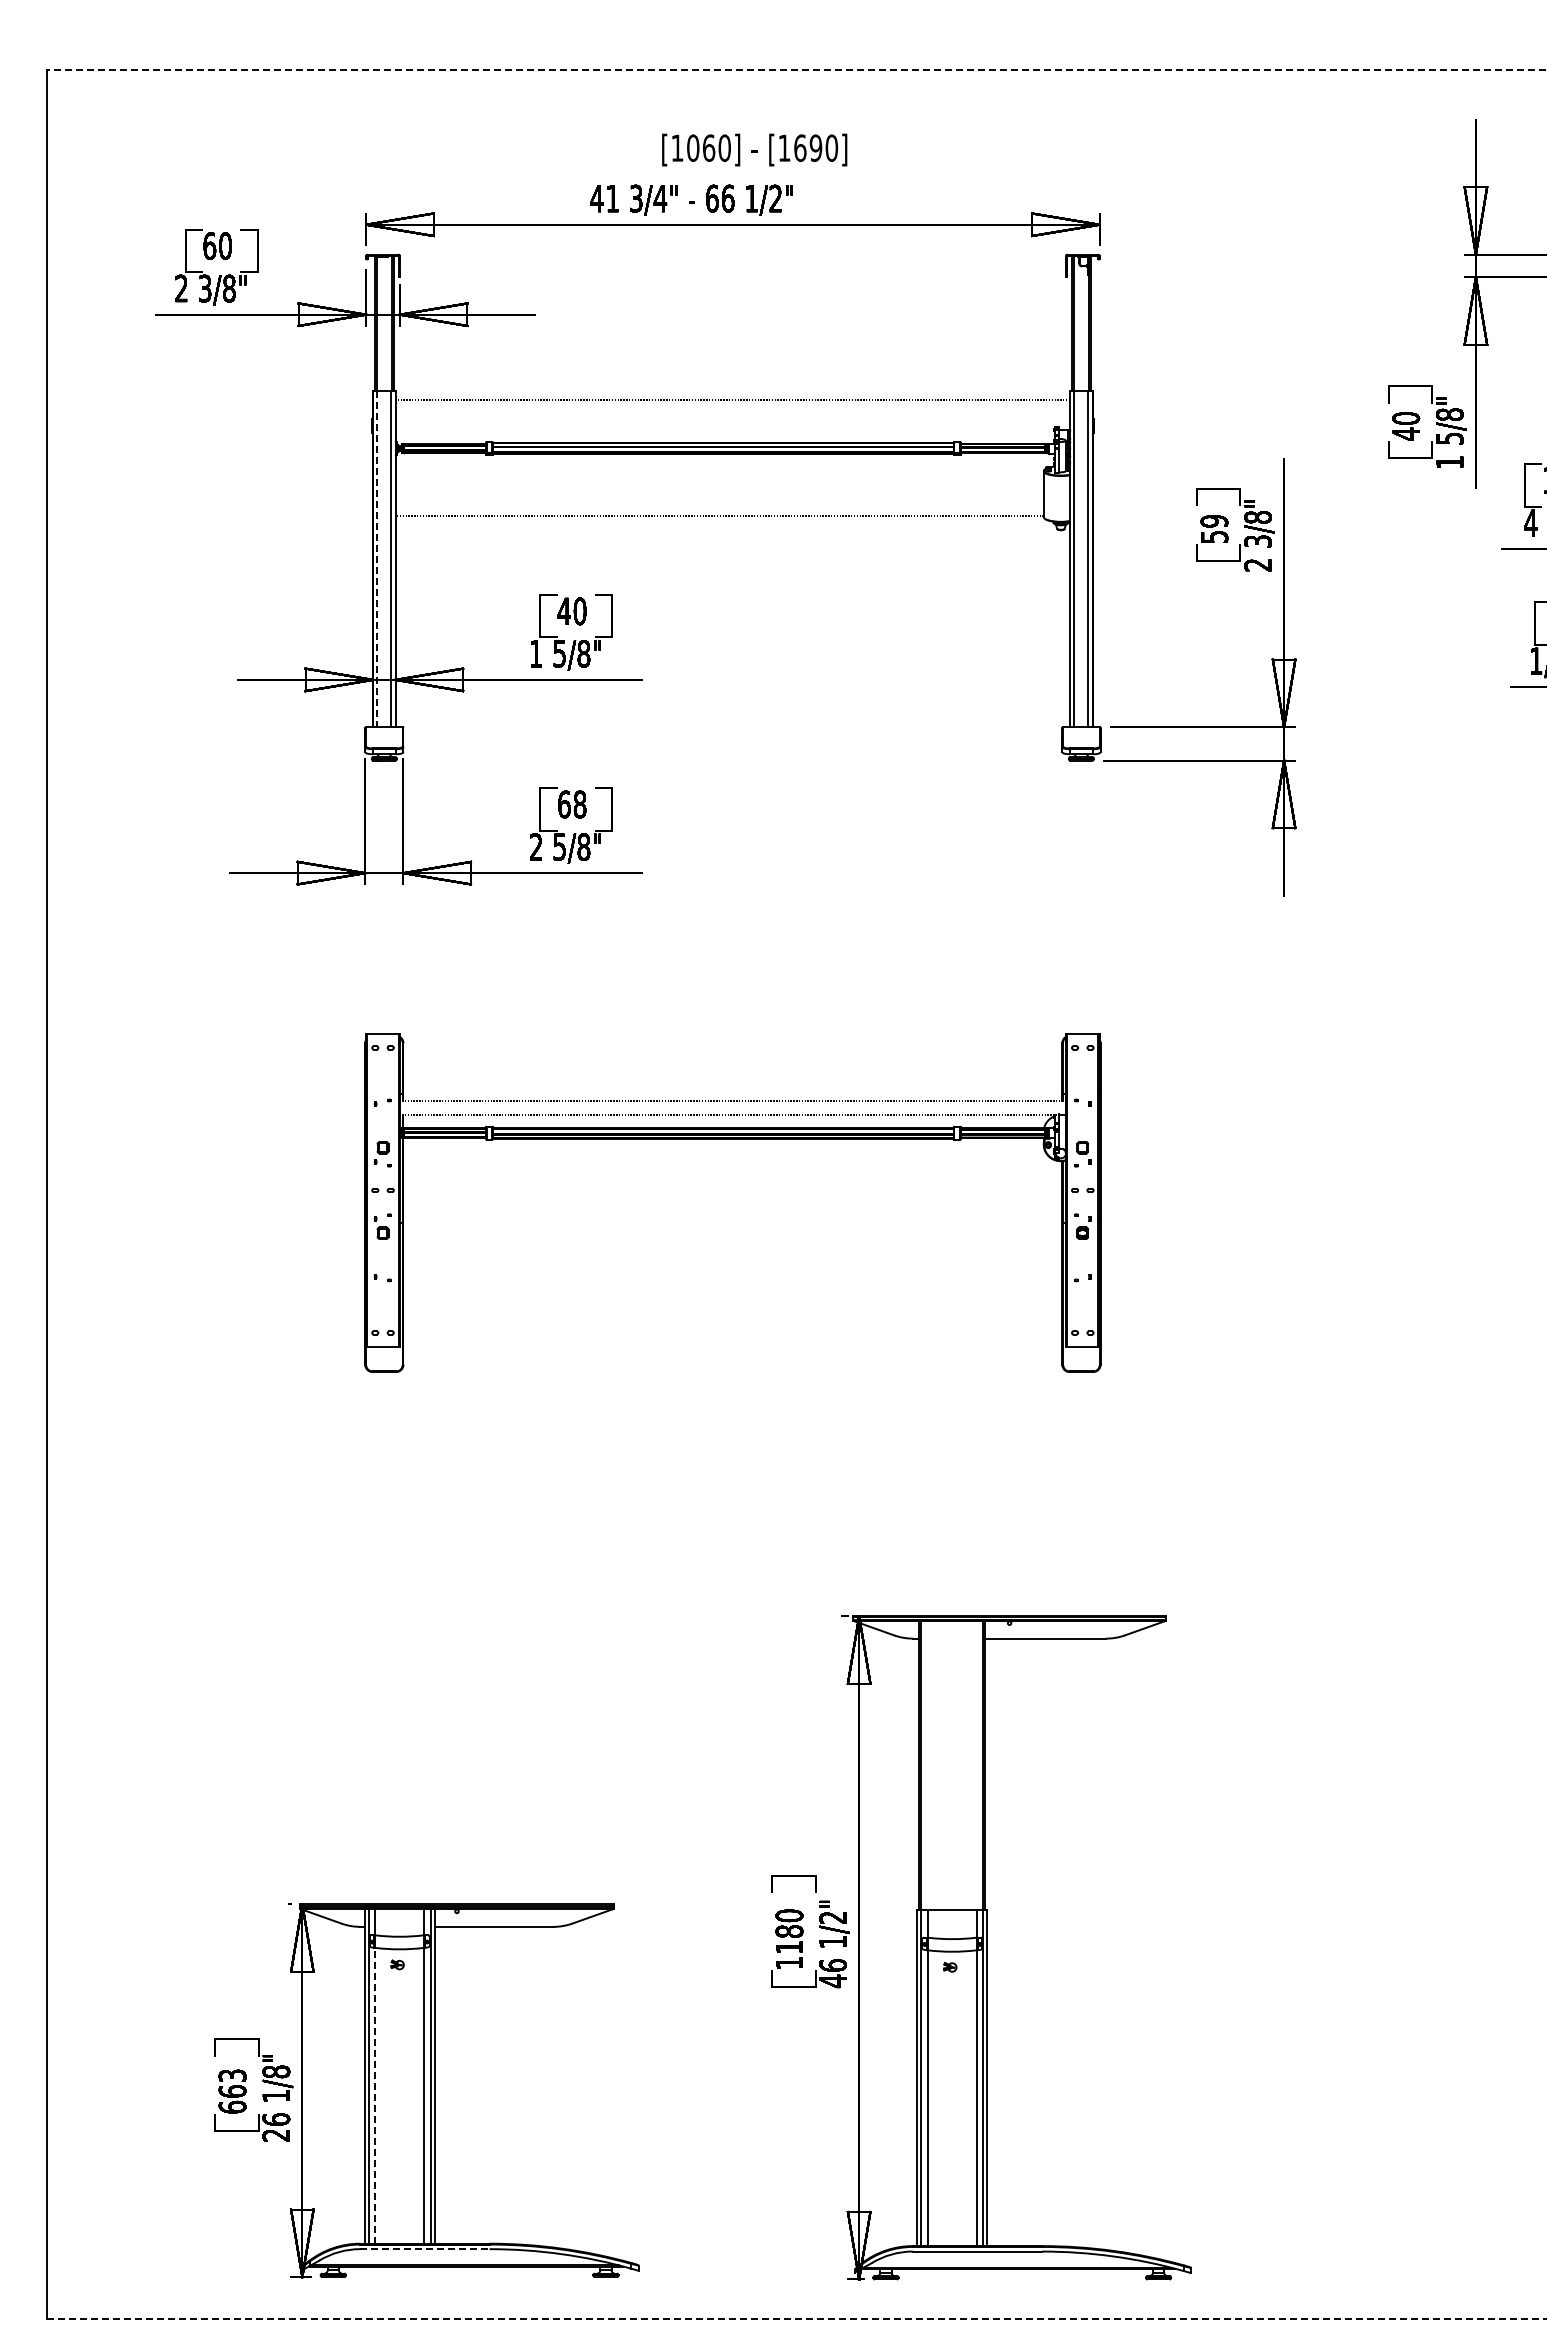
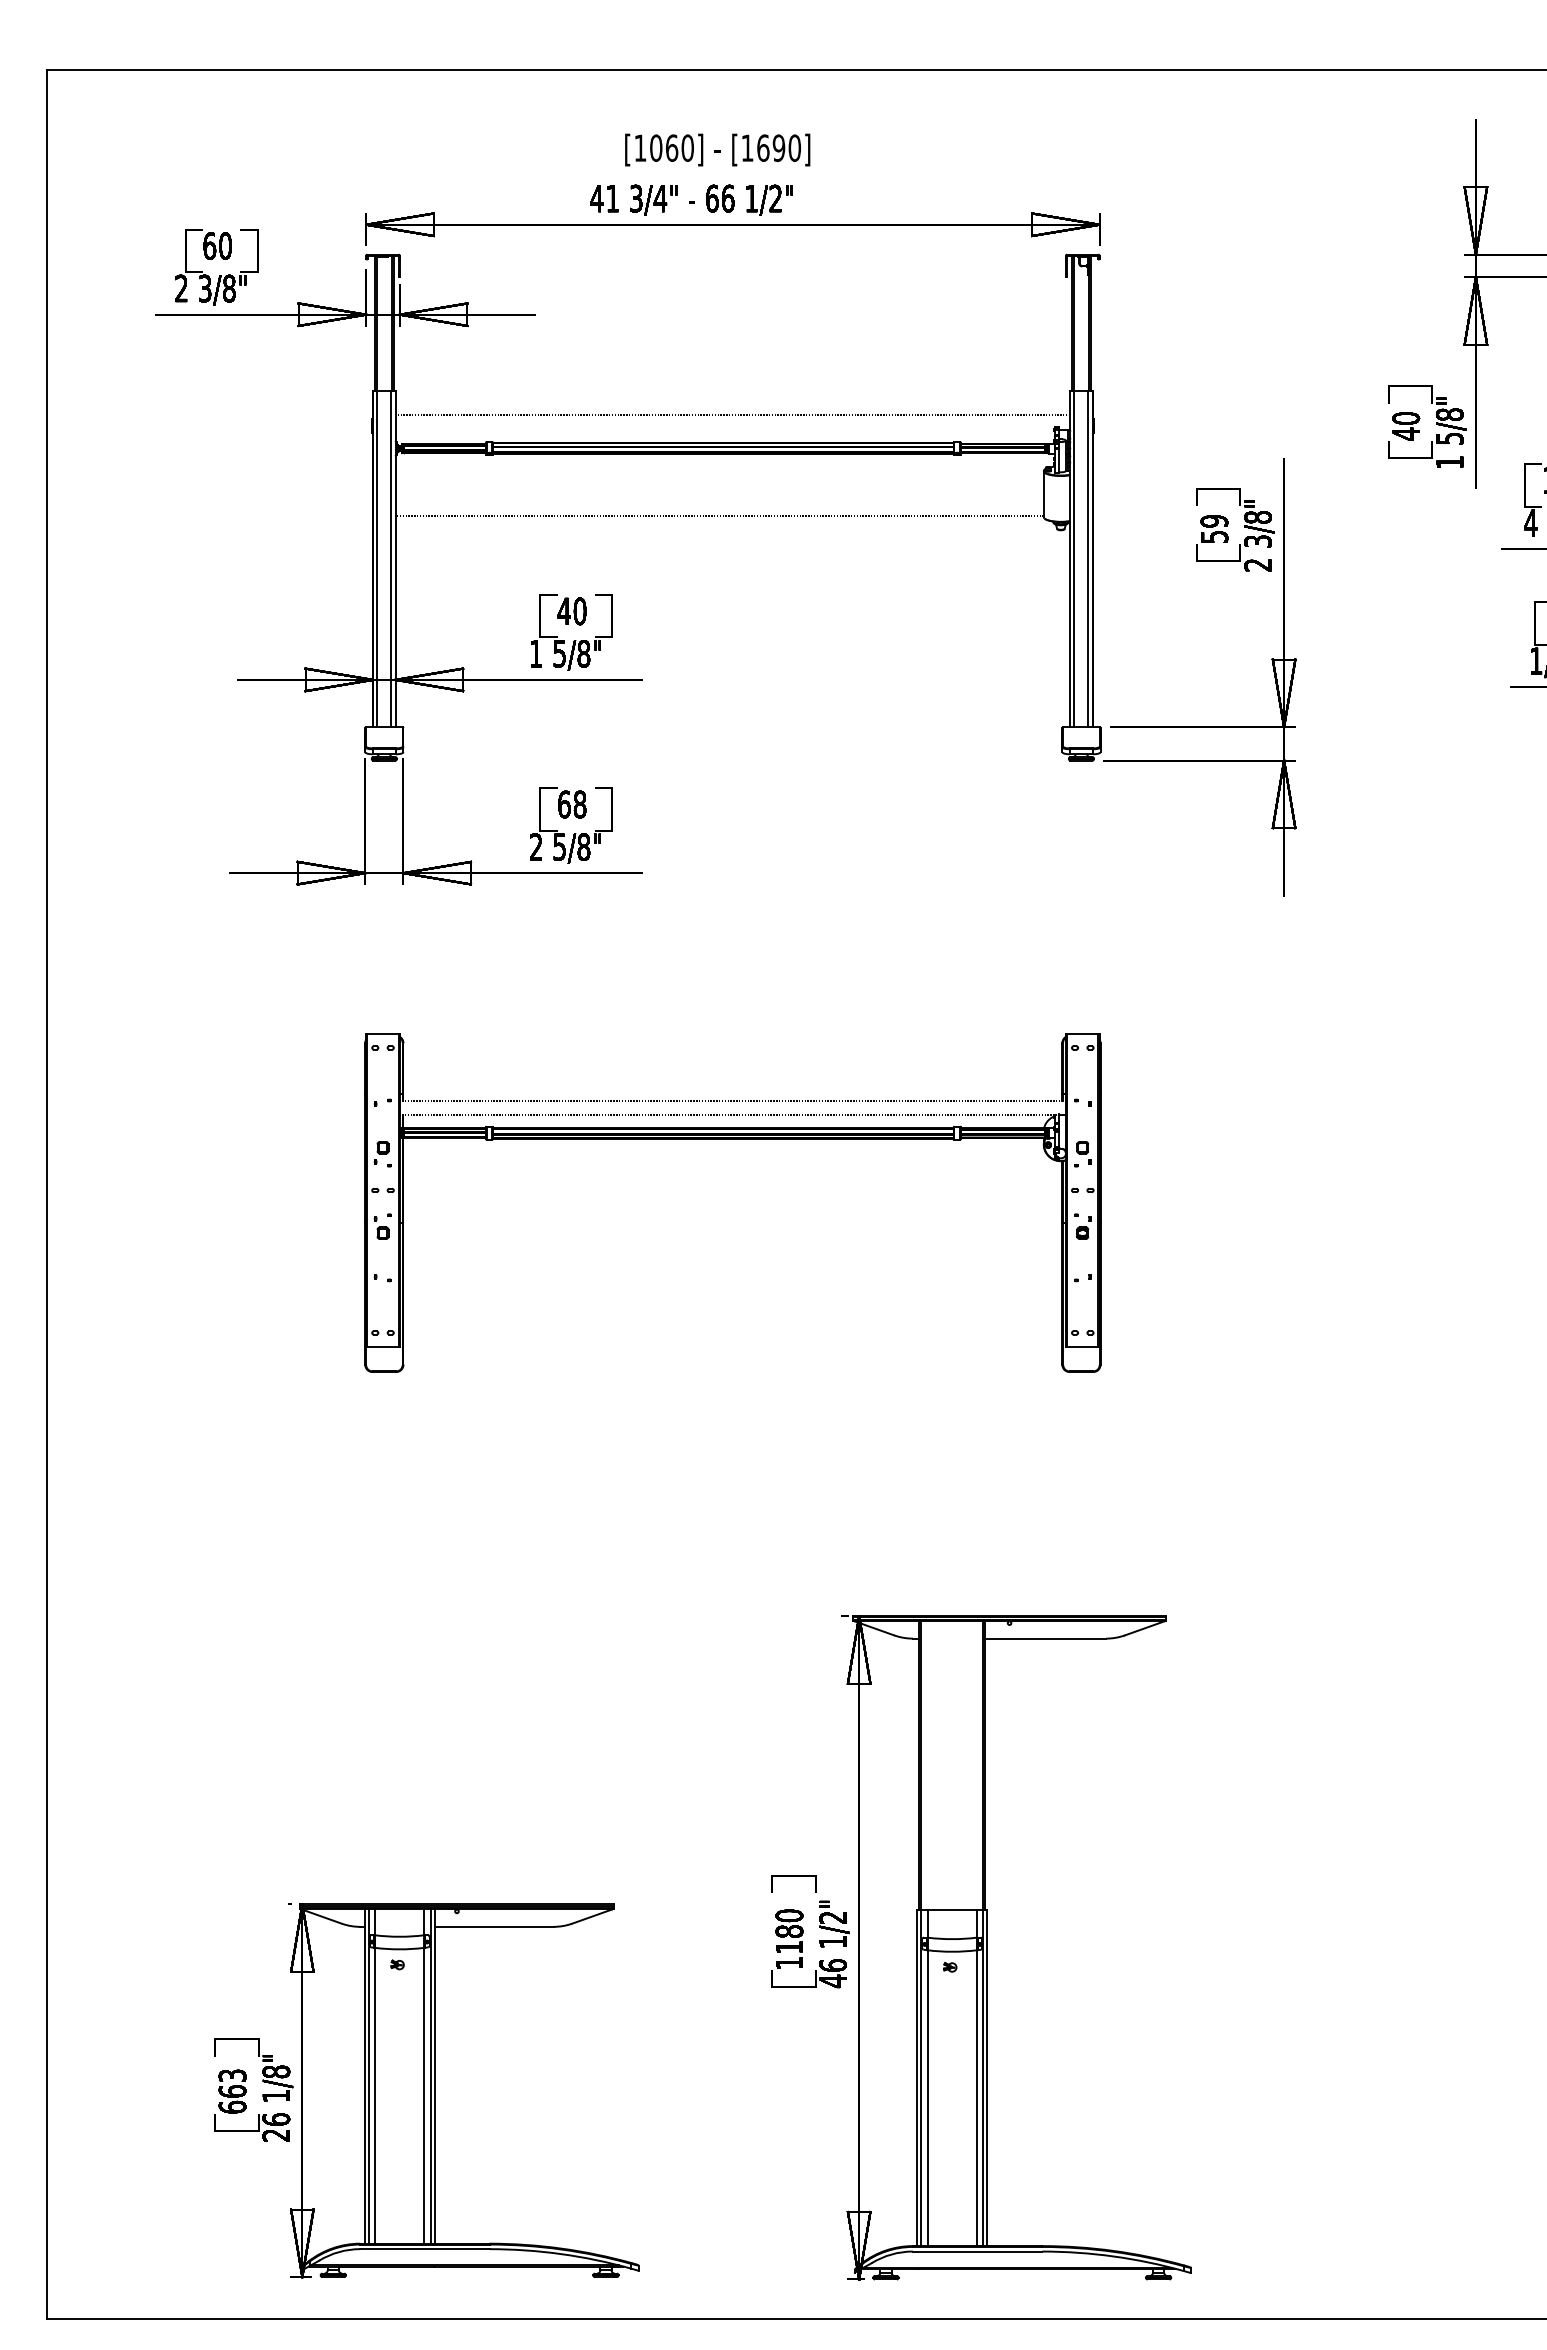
line: dashed -> solid (796, 70)
text position: (754, 149) -> (717, 149) (717, 149)
line position: (732, 400) -> (732, 415) (732, 415)
line: dashed -> solid (377, 559)
line: dashed -> solid (375, 2095)
line: dashed -> solid (424, 2249)
line: dashed -> solid (796, 2319)
